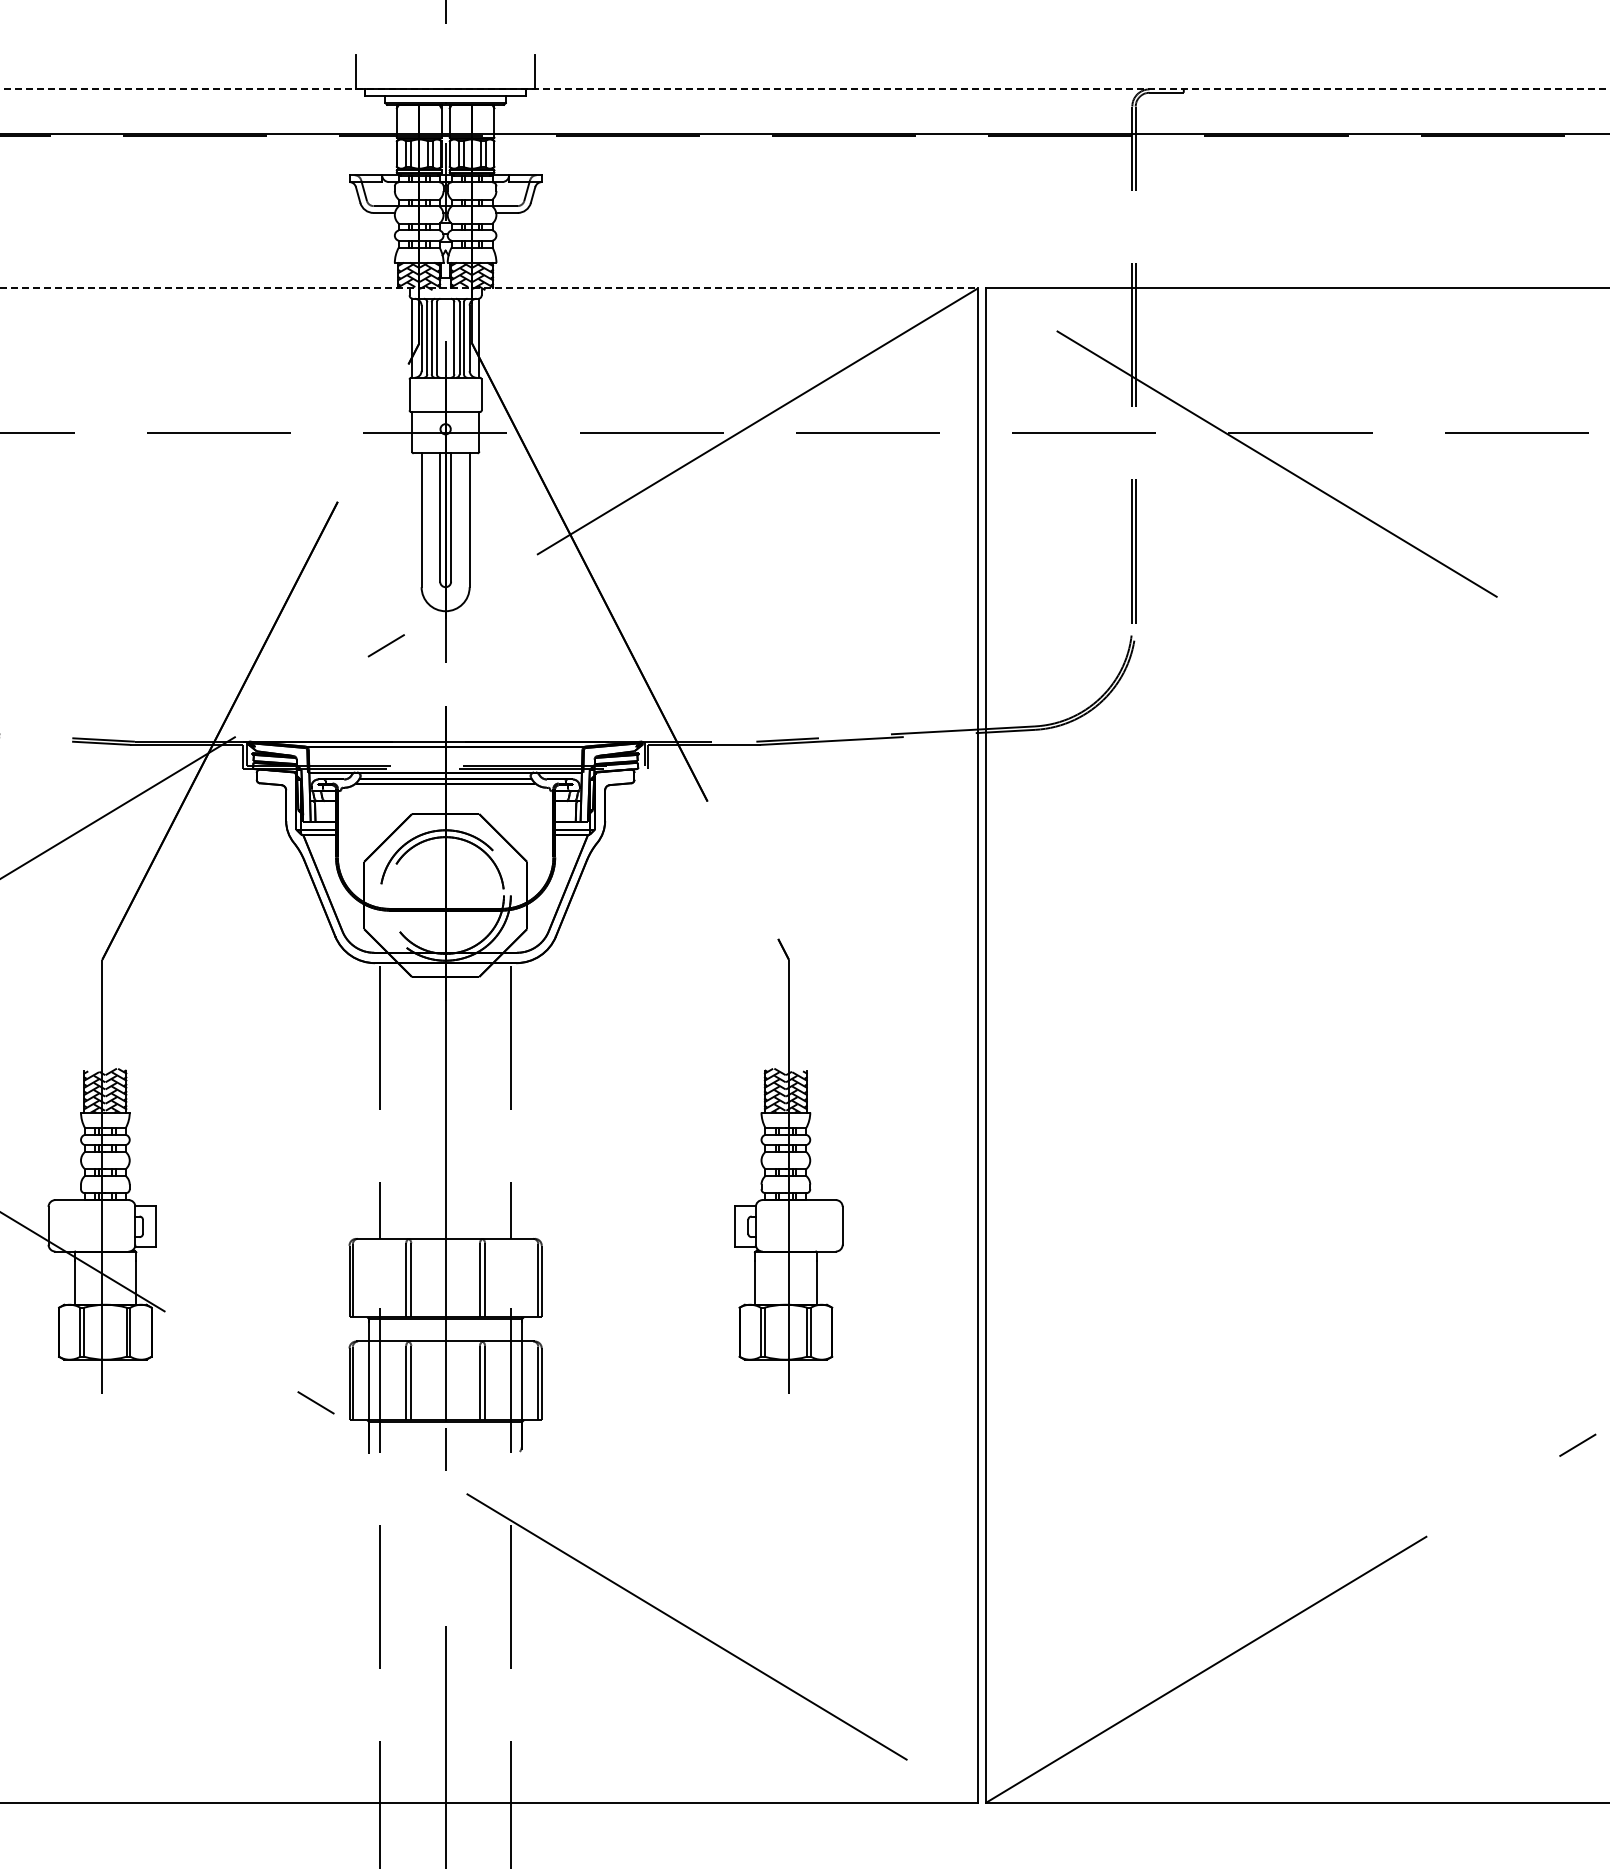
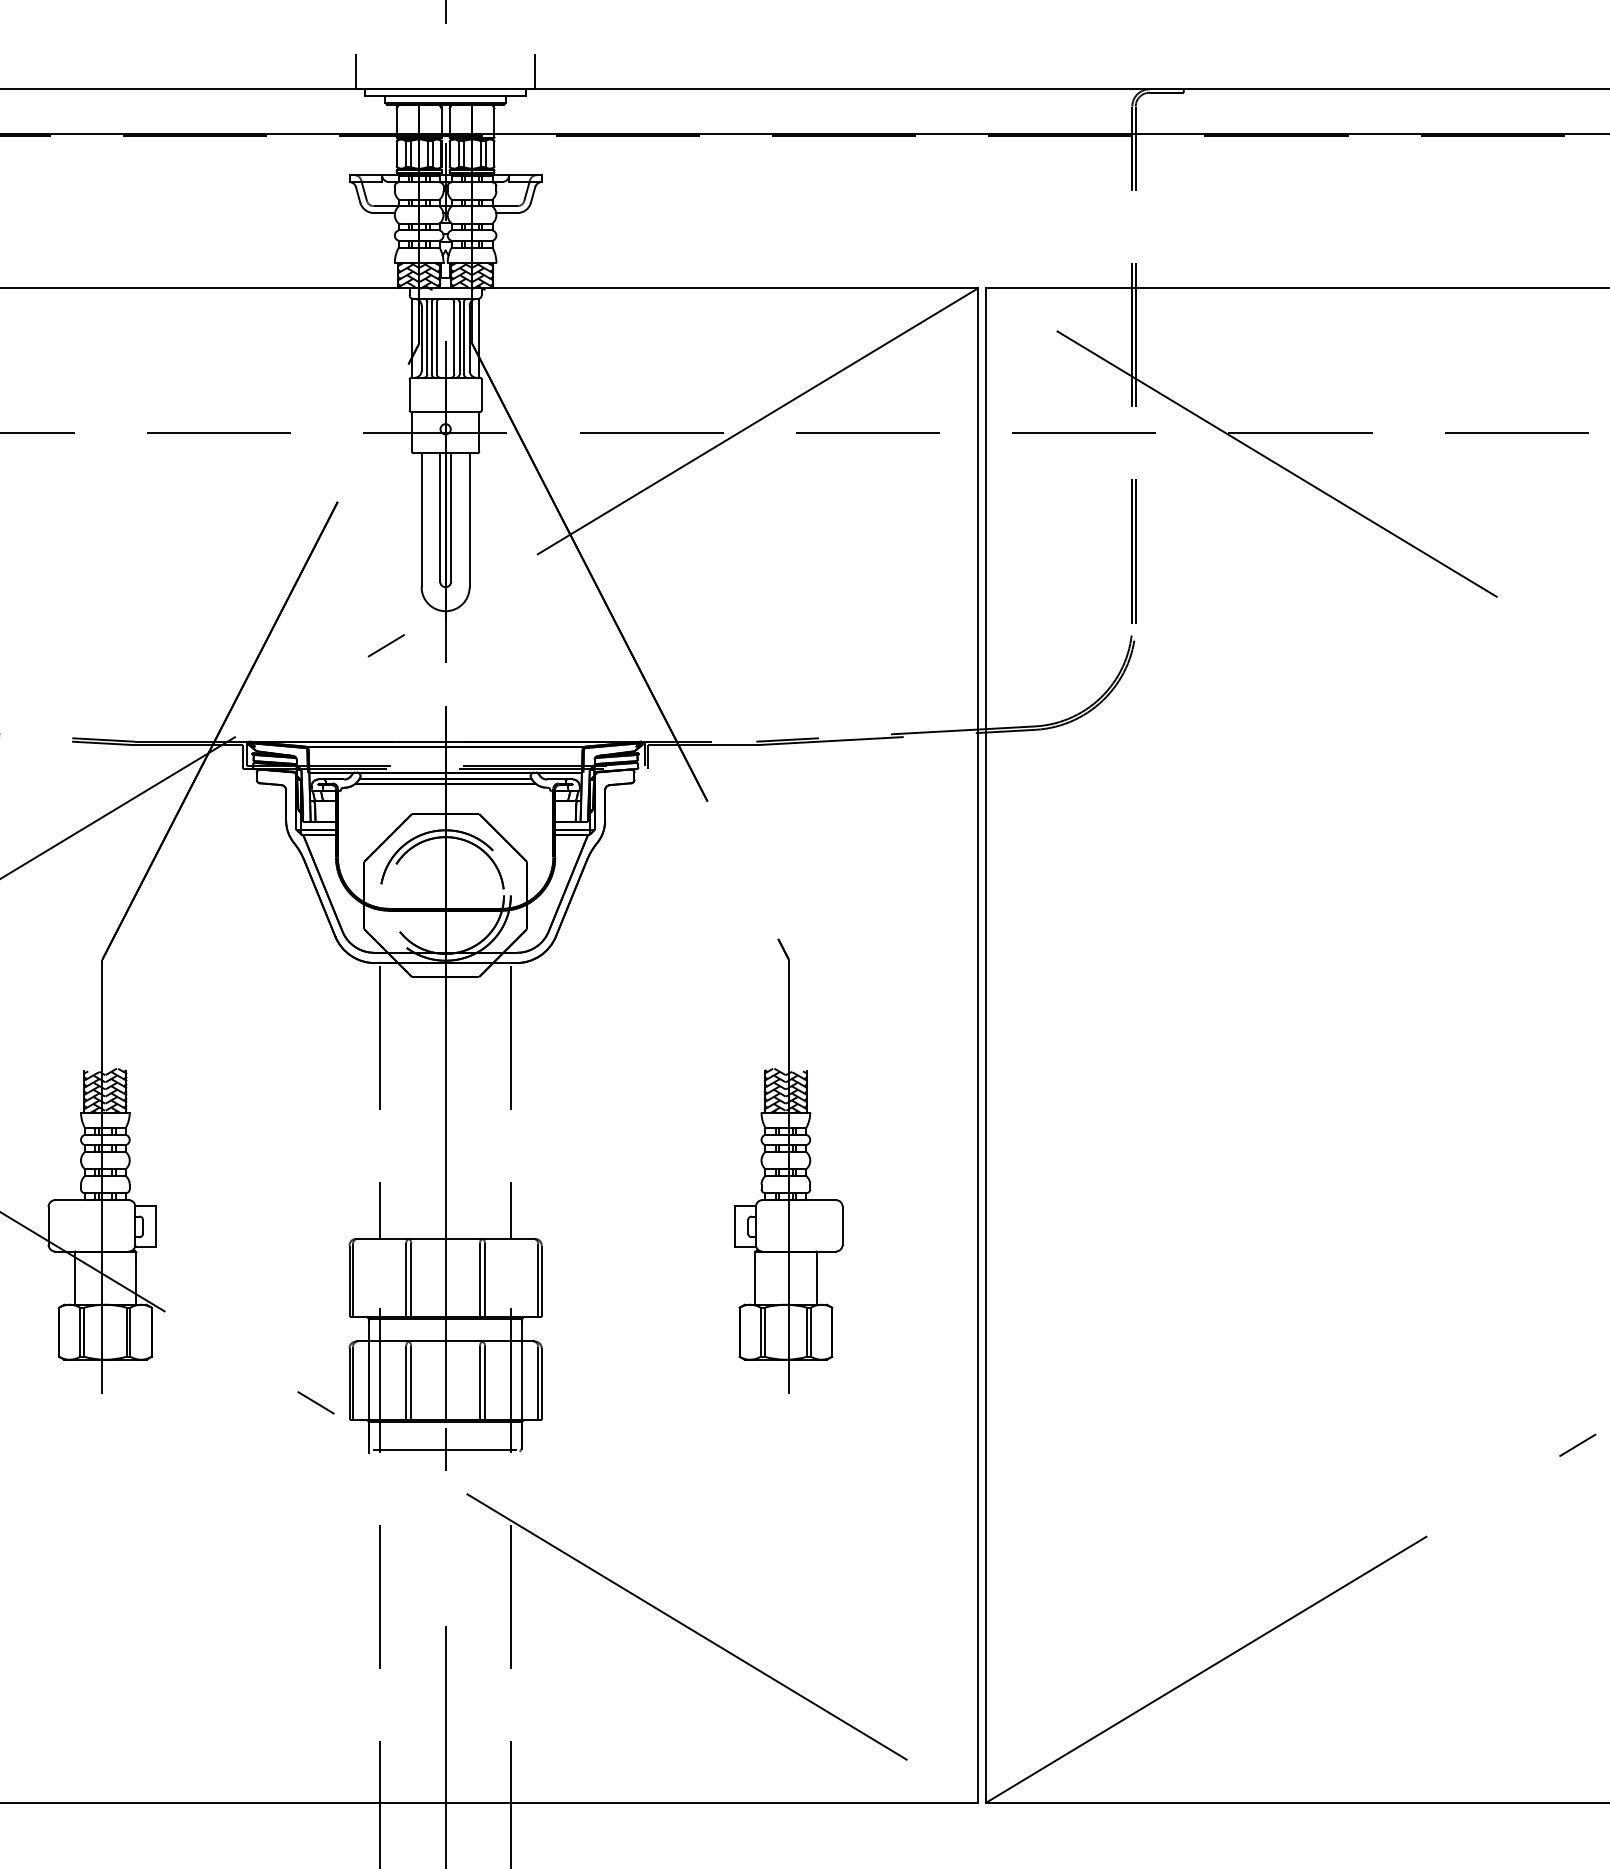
line: dashed -> solid (805, 89)
line: dashed -> solid (489, 288)
line: none -> present (443, 1449)
